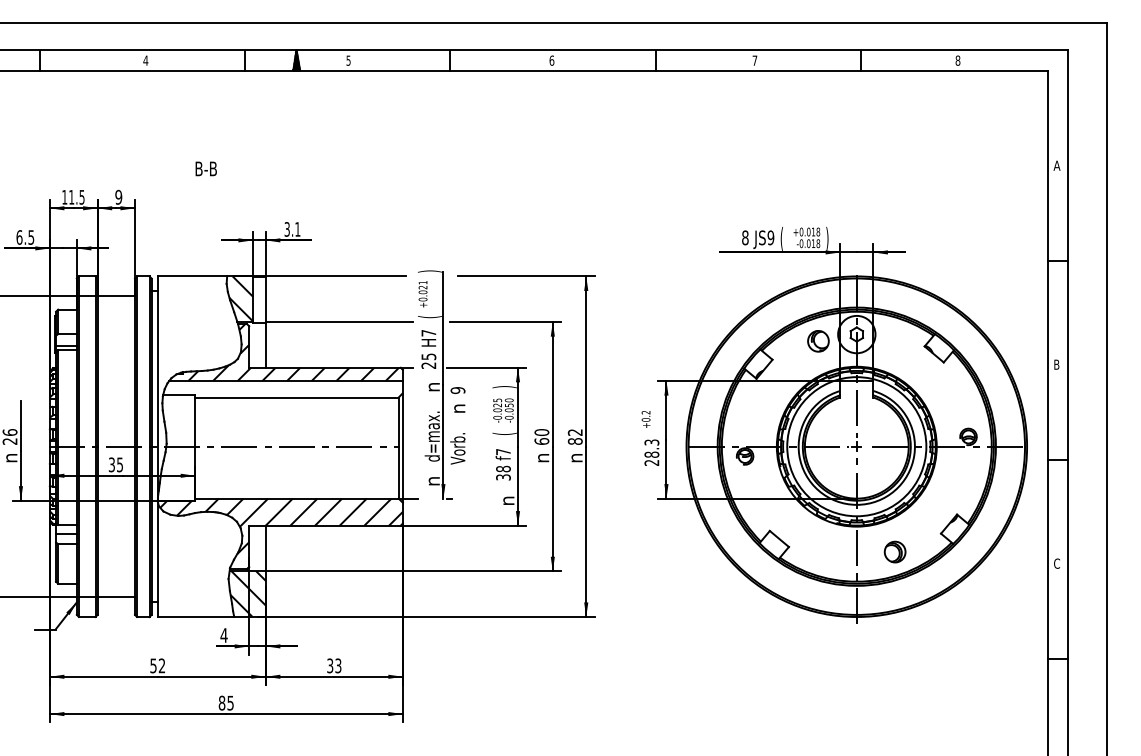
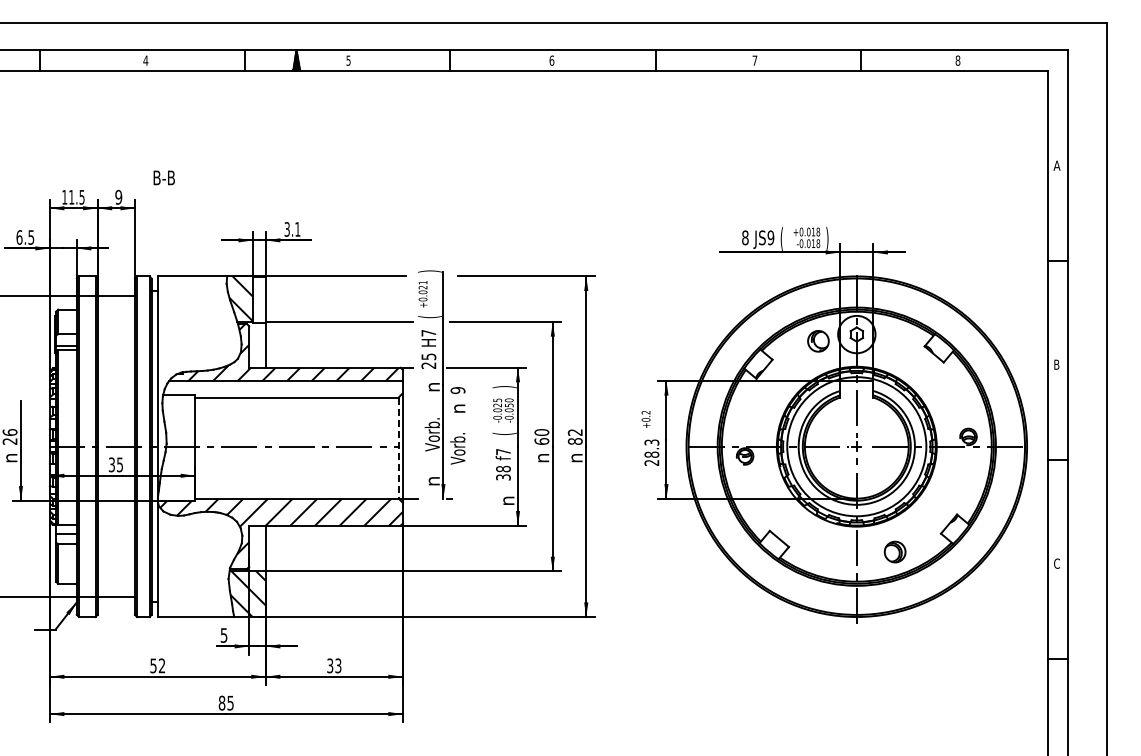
text position: (205, 168) -> (163, 177) (163, 177)
text: d=max. -> Vorb. (431, 436)
line: solid -> dashed (398, 448)
text: 4 -> 5 (223, 635)
